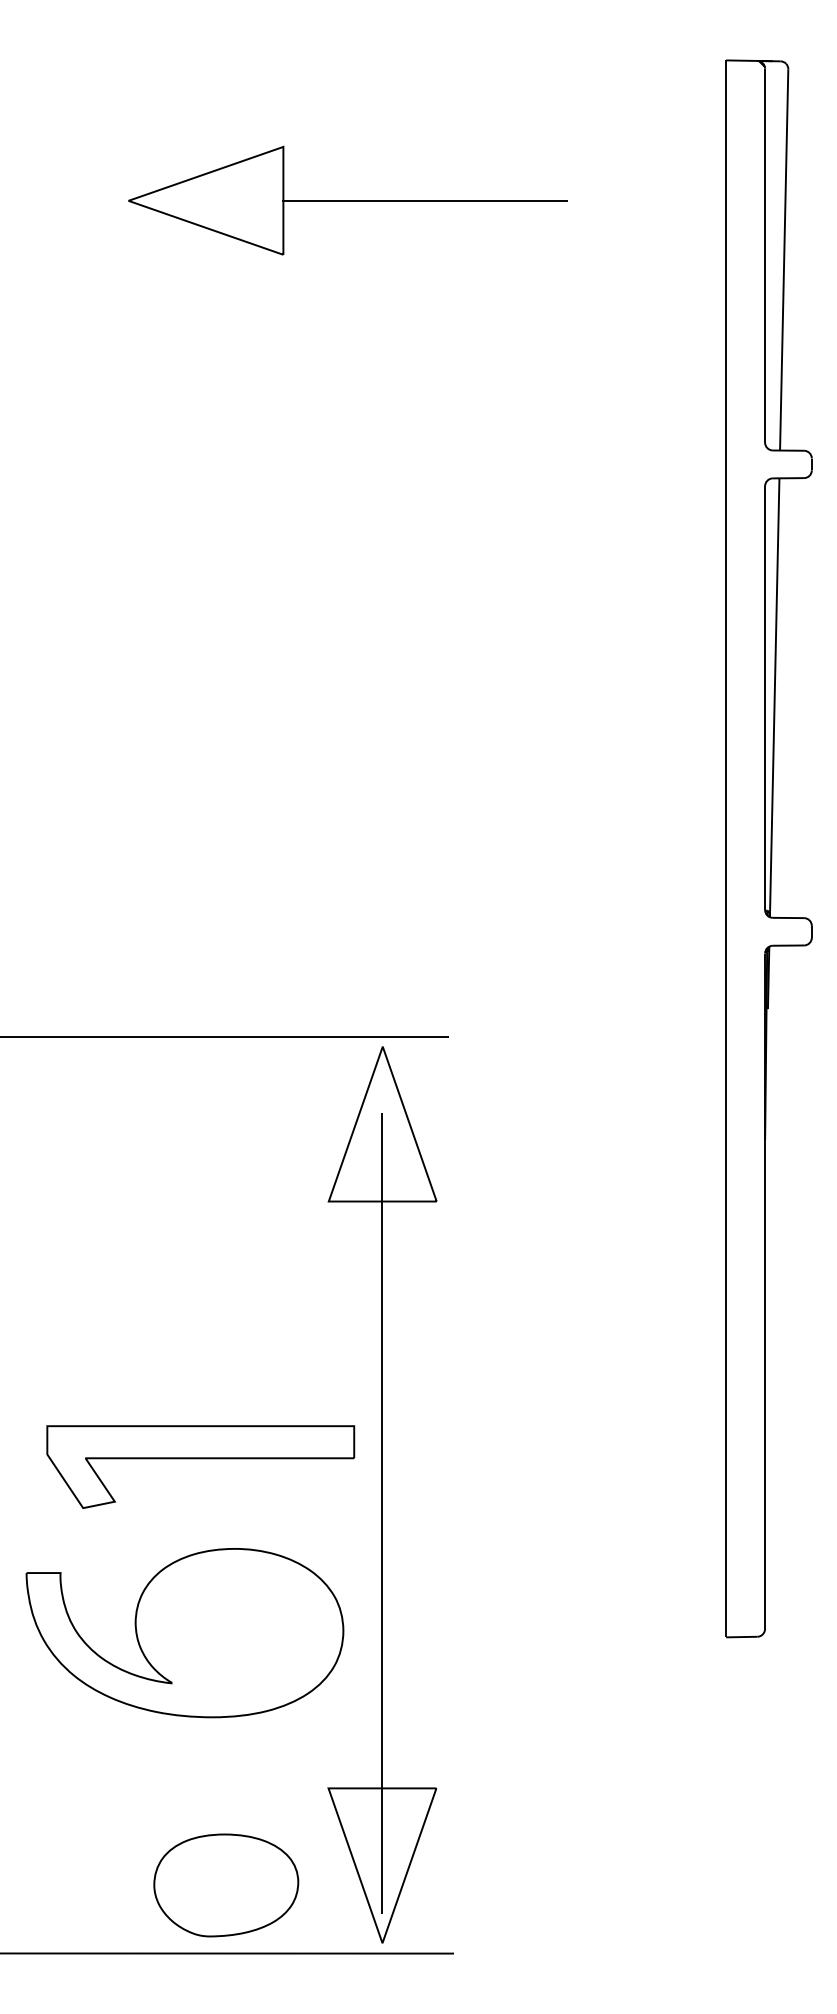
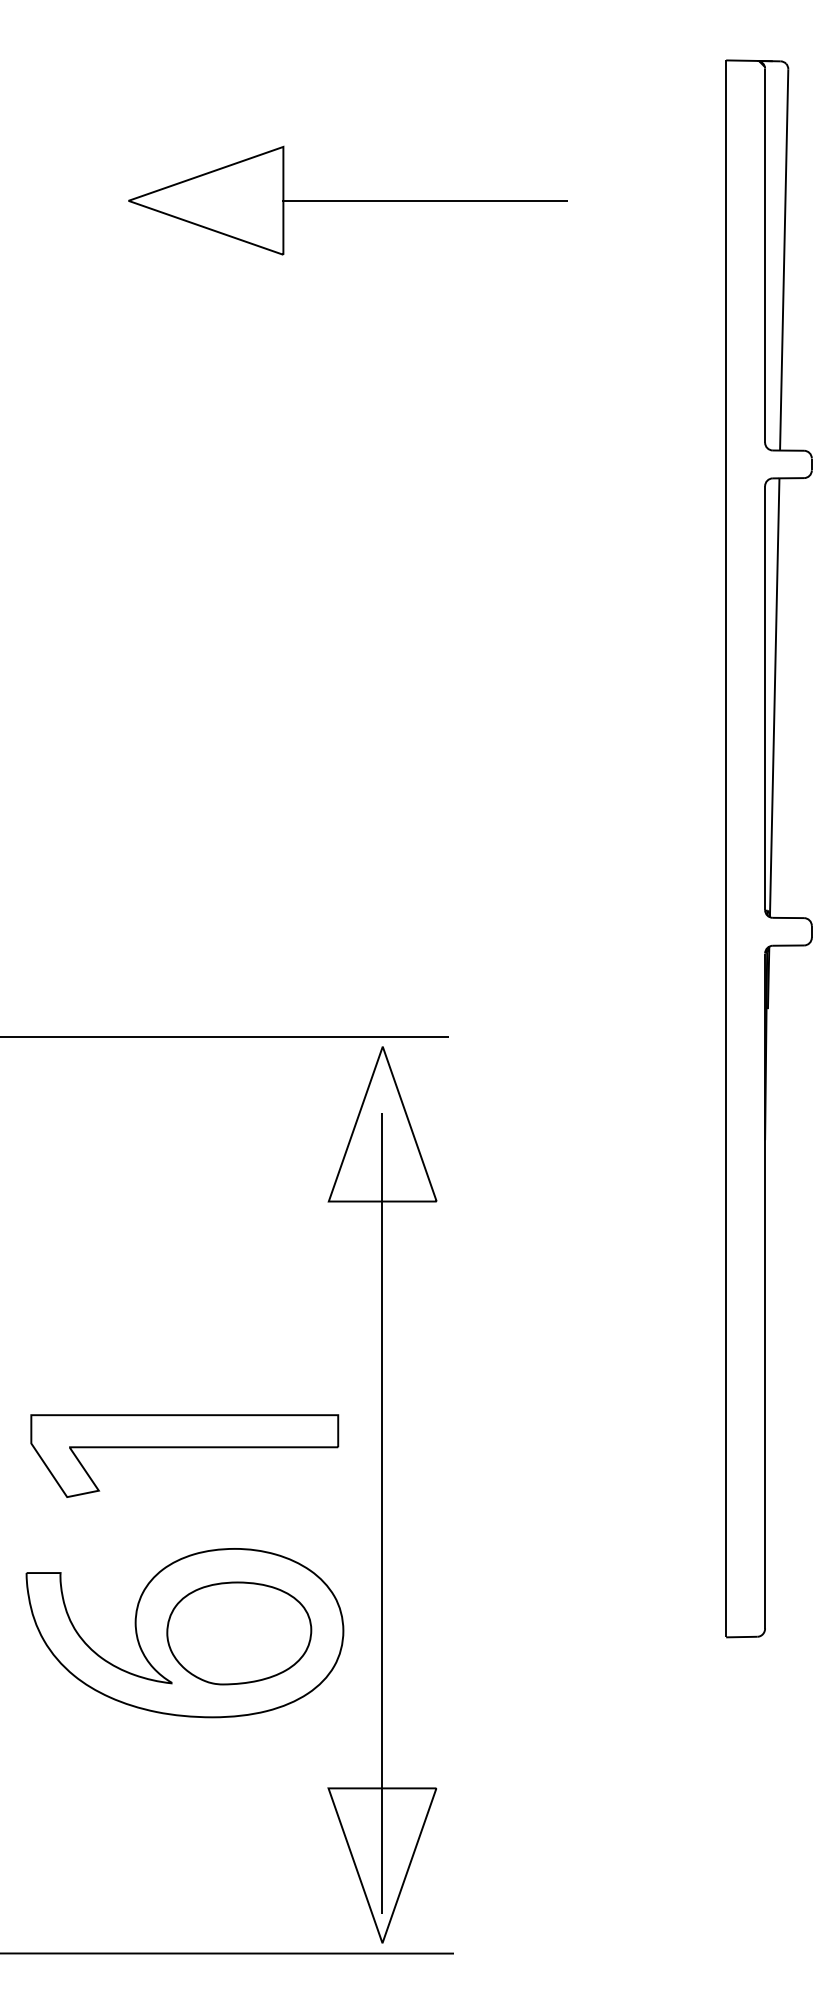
part position: (200, 1459) -> (184, 1448) (184, 1448)
part position: (226, 1885) -> (239, 1633) (239, 1633)
